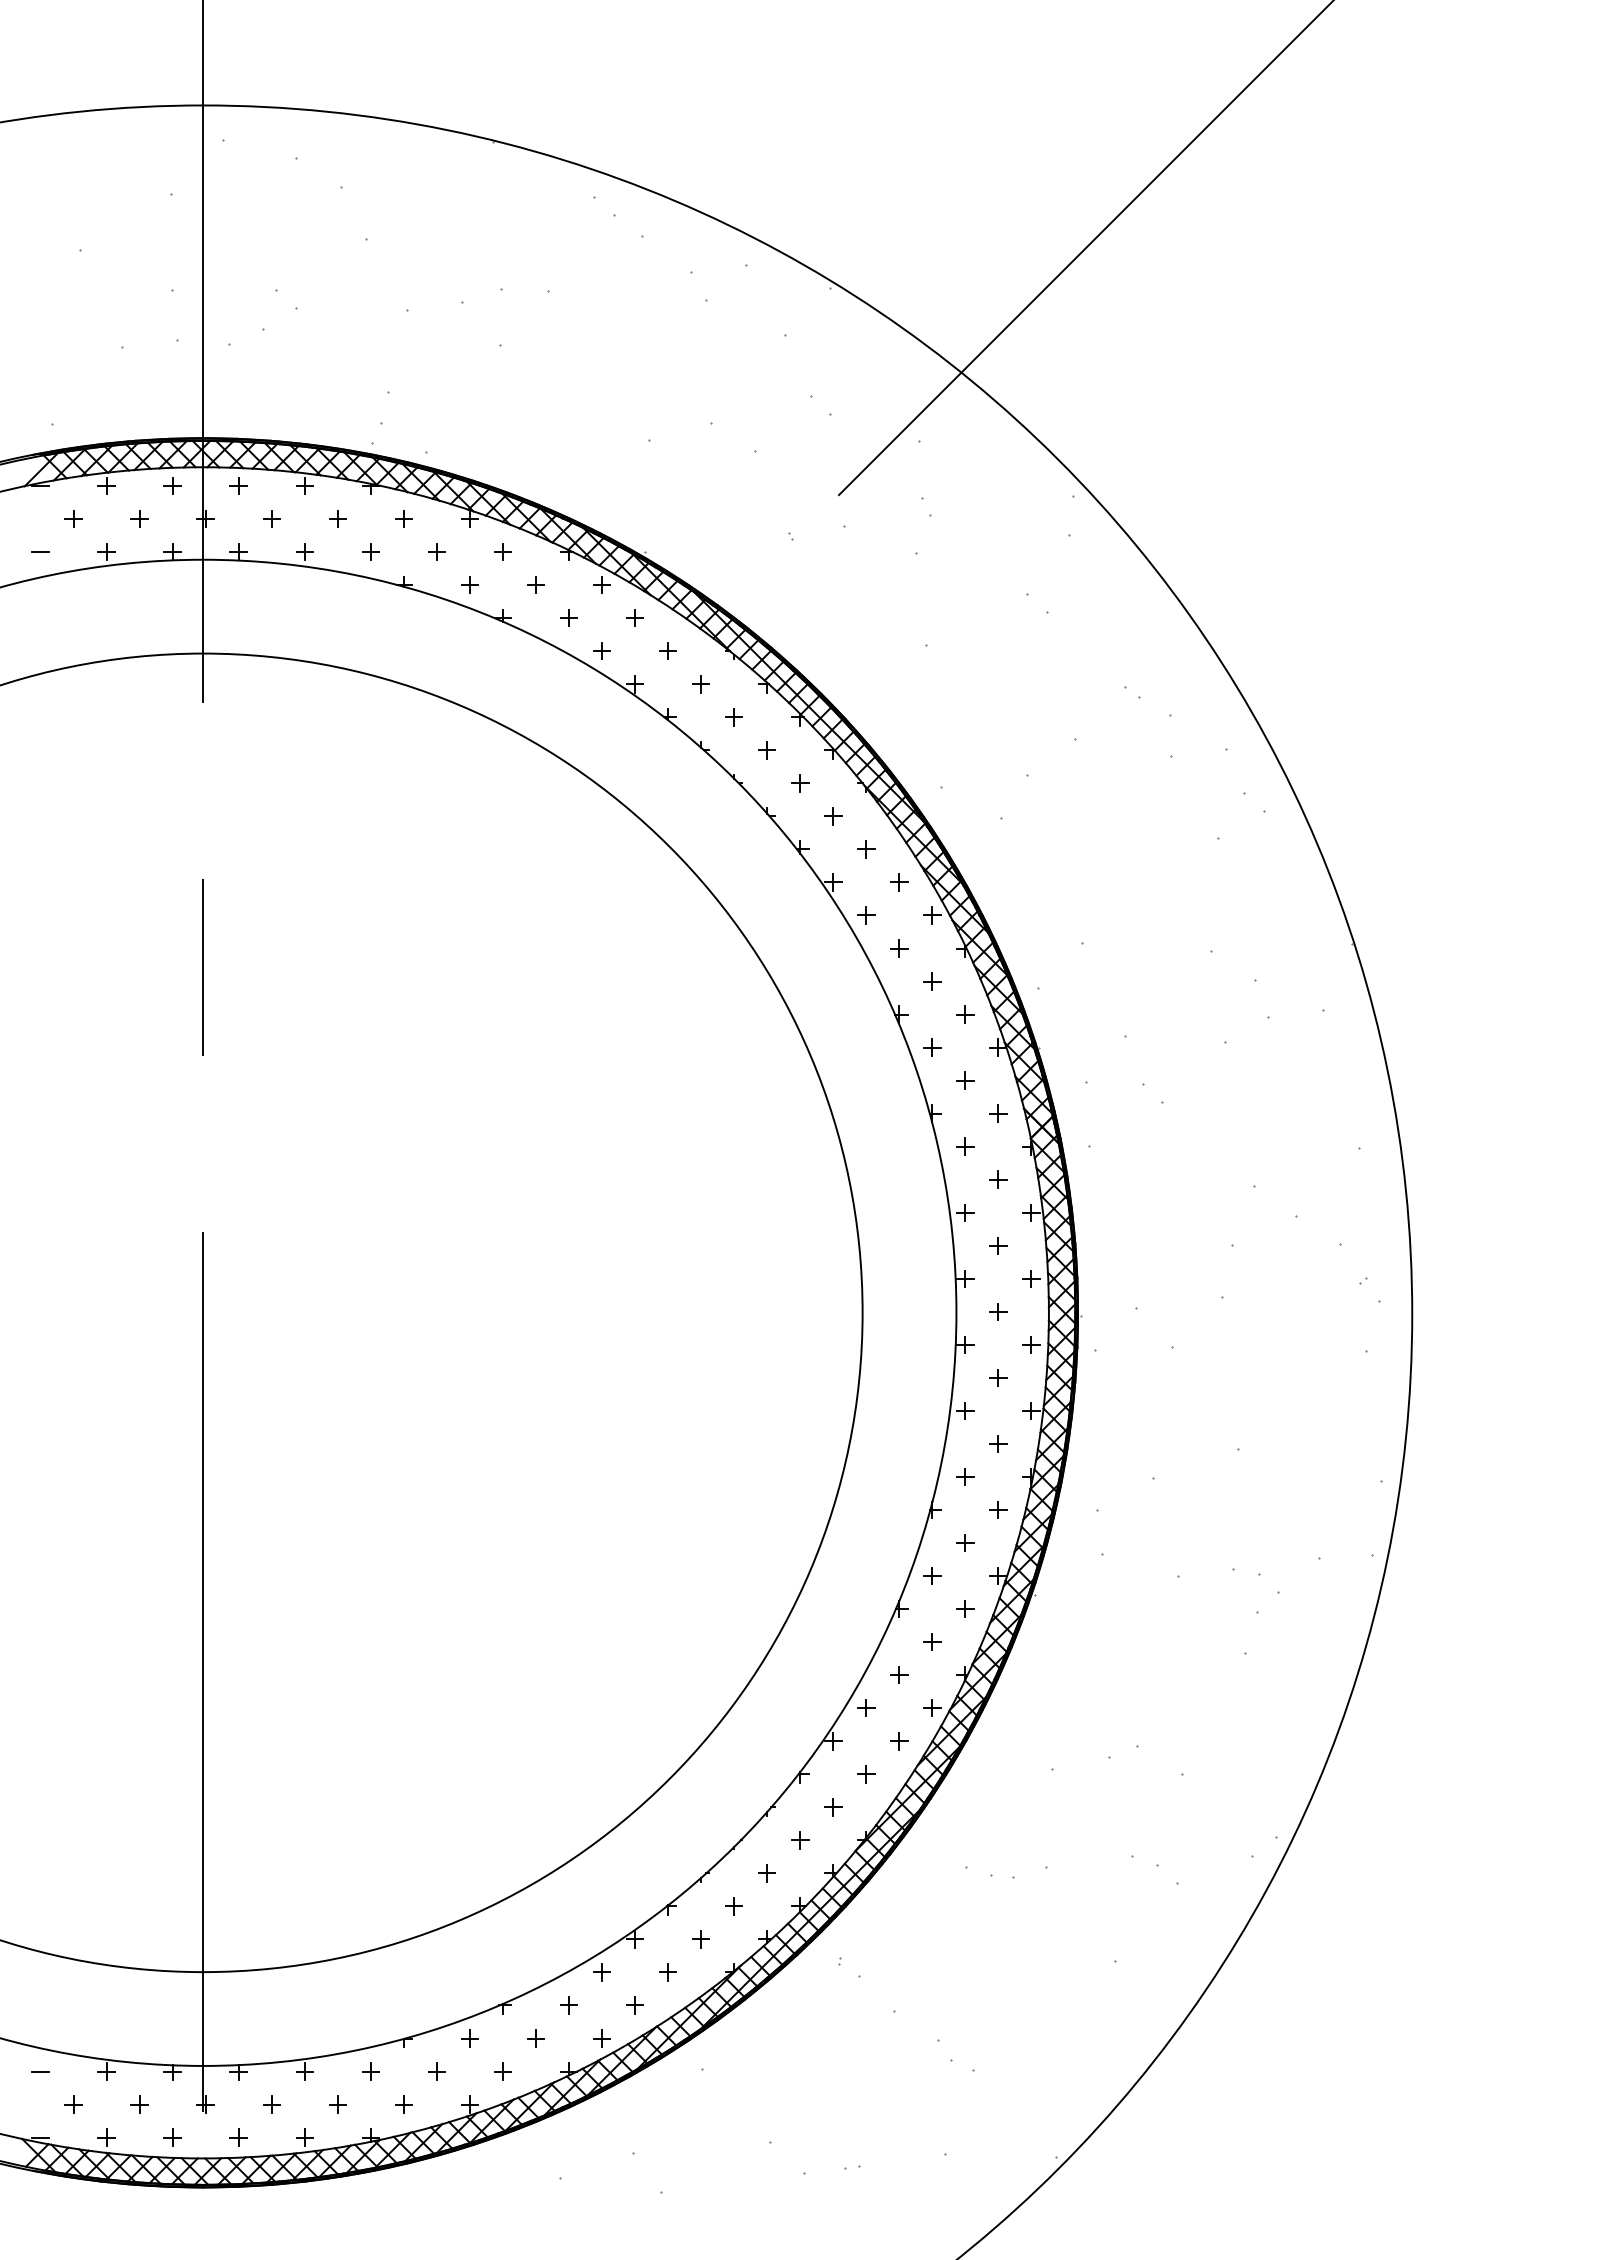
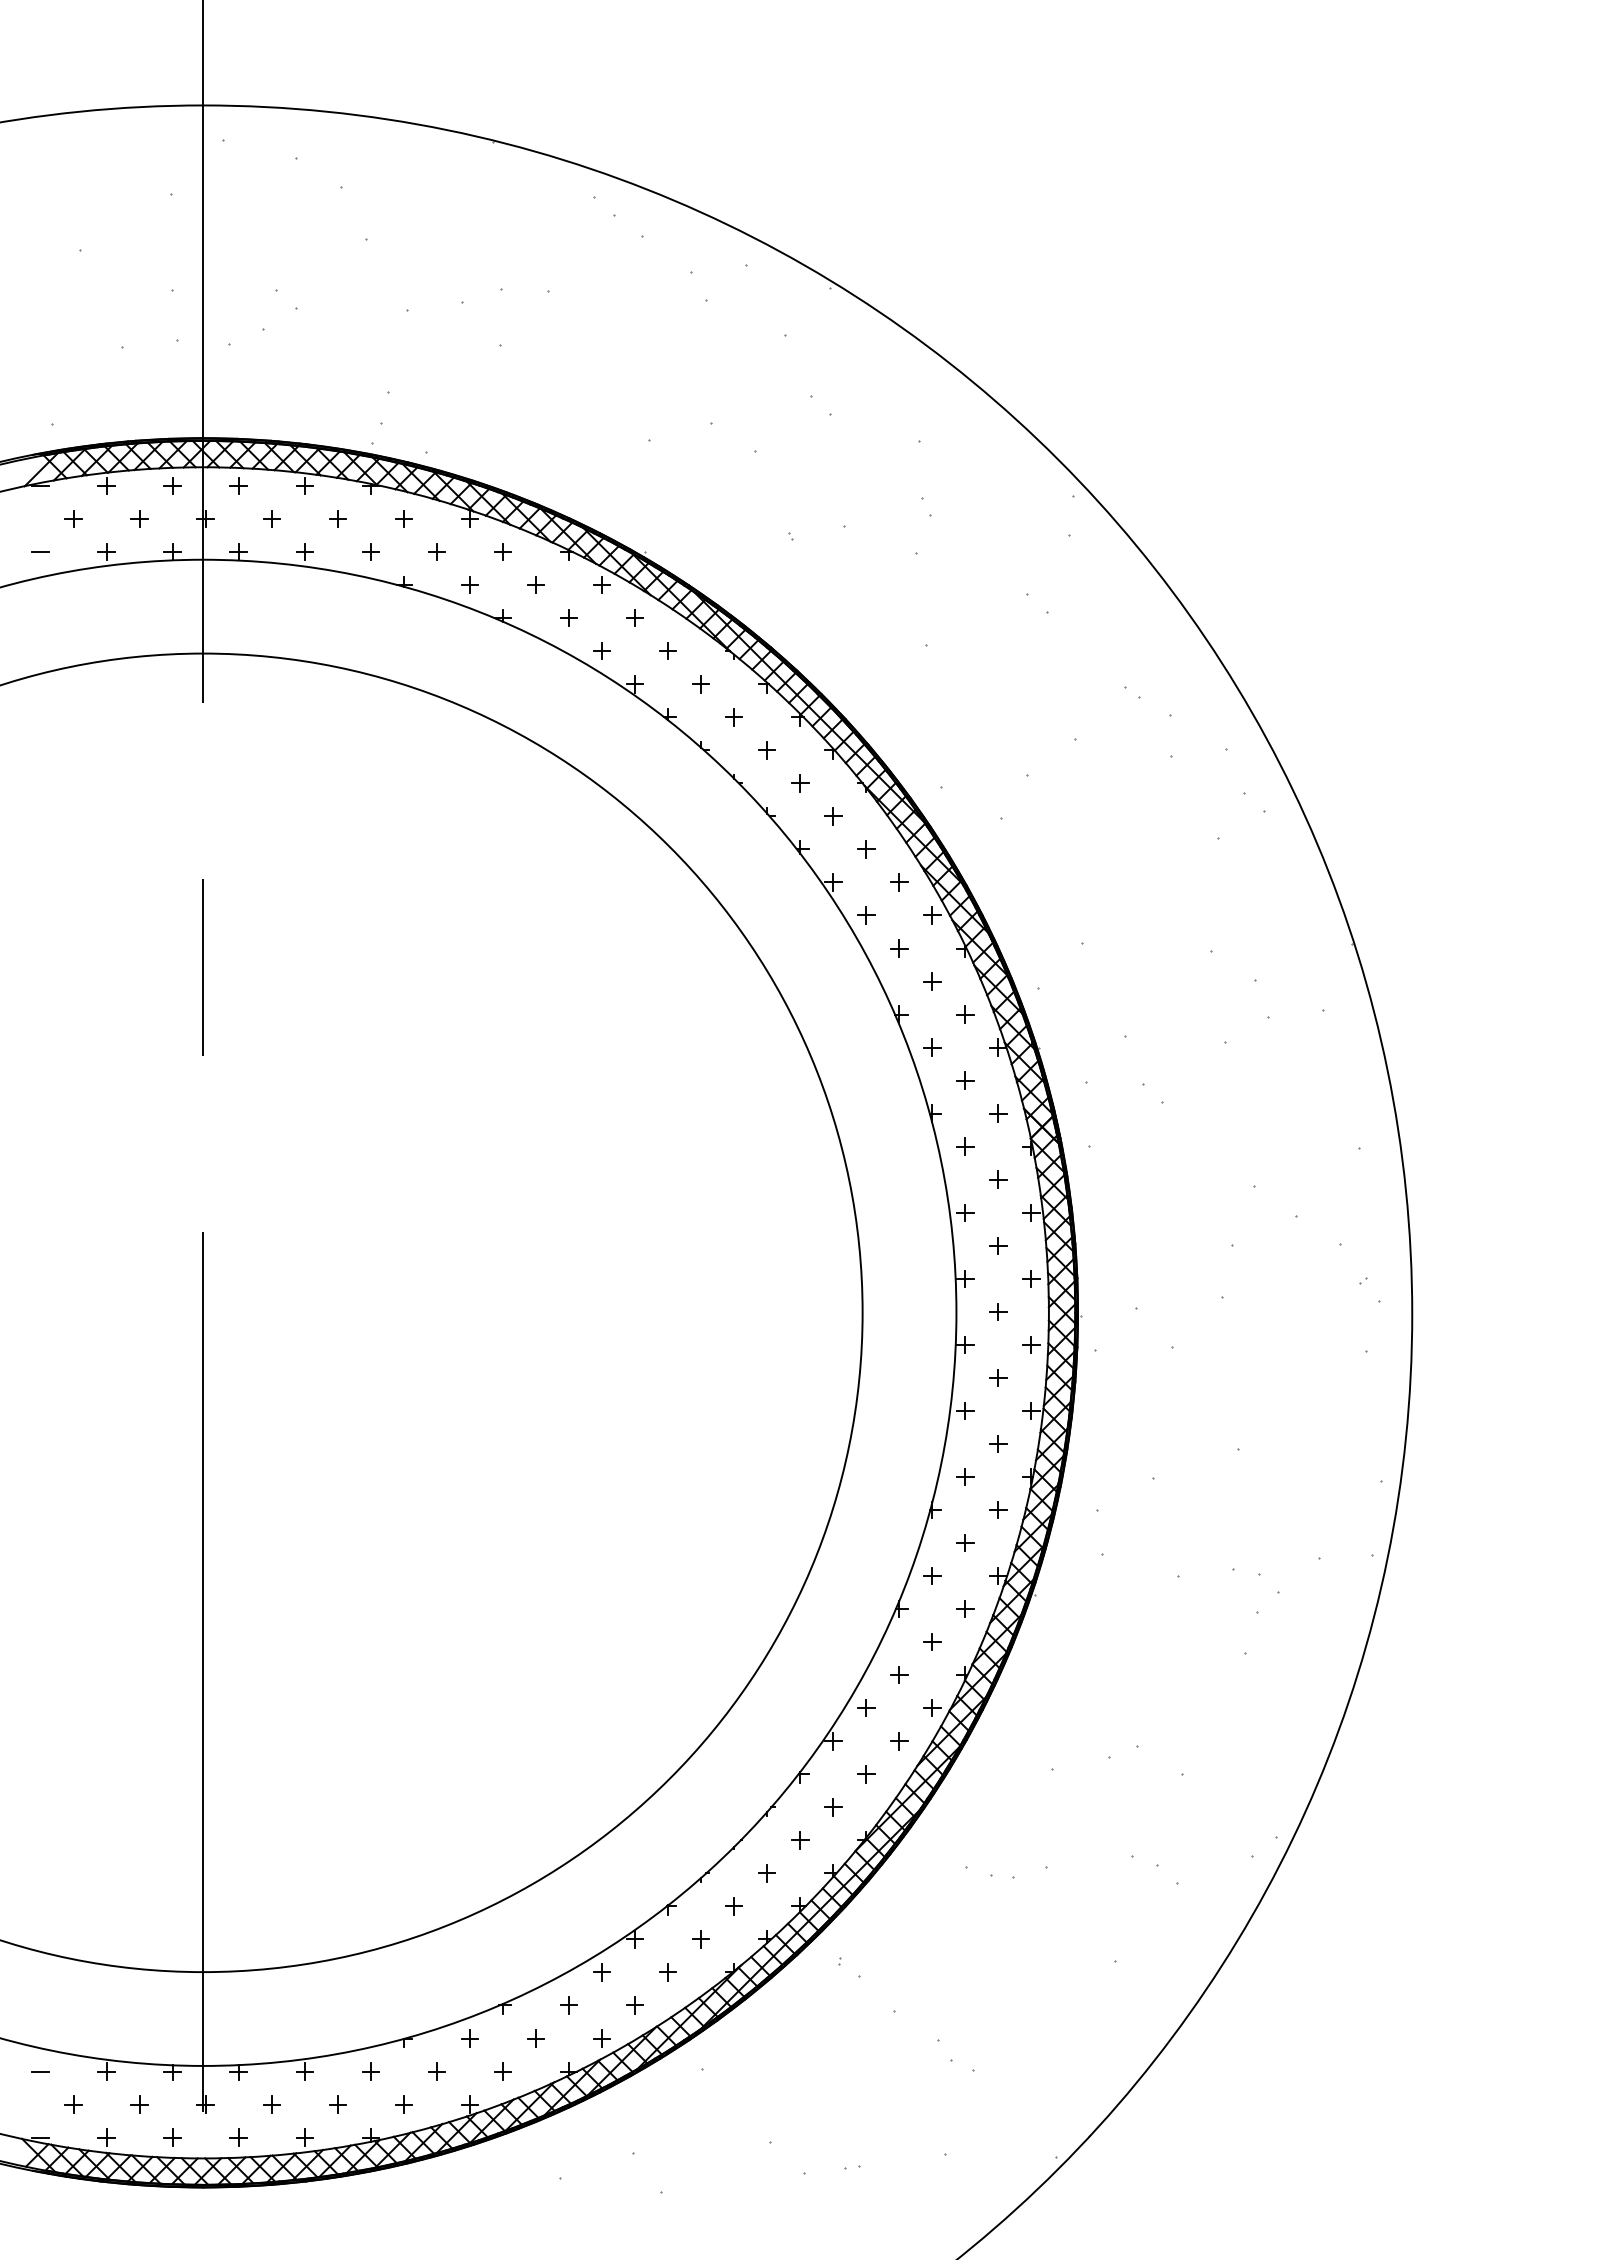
line: present -> none (1085, 248)
